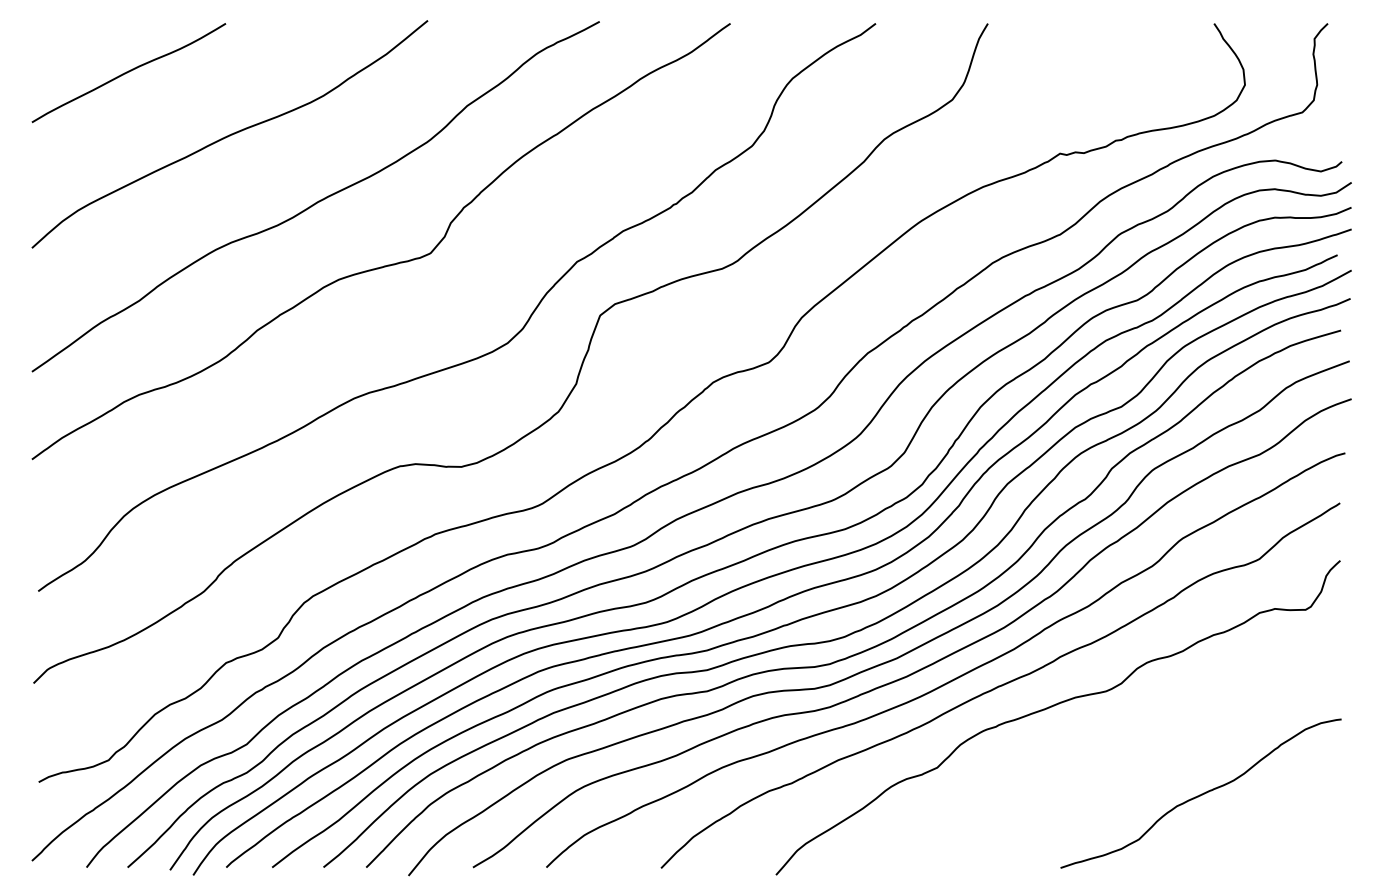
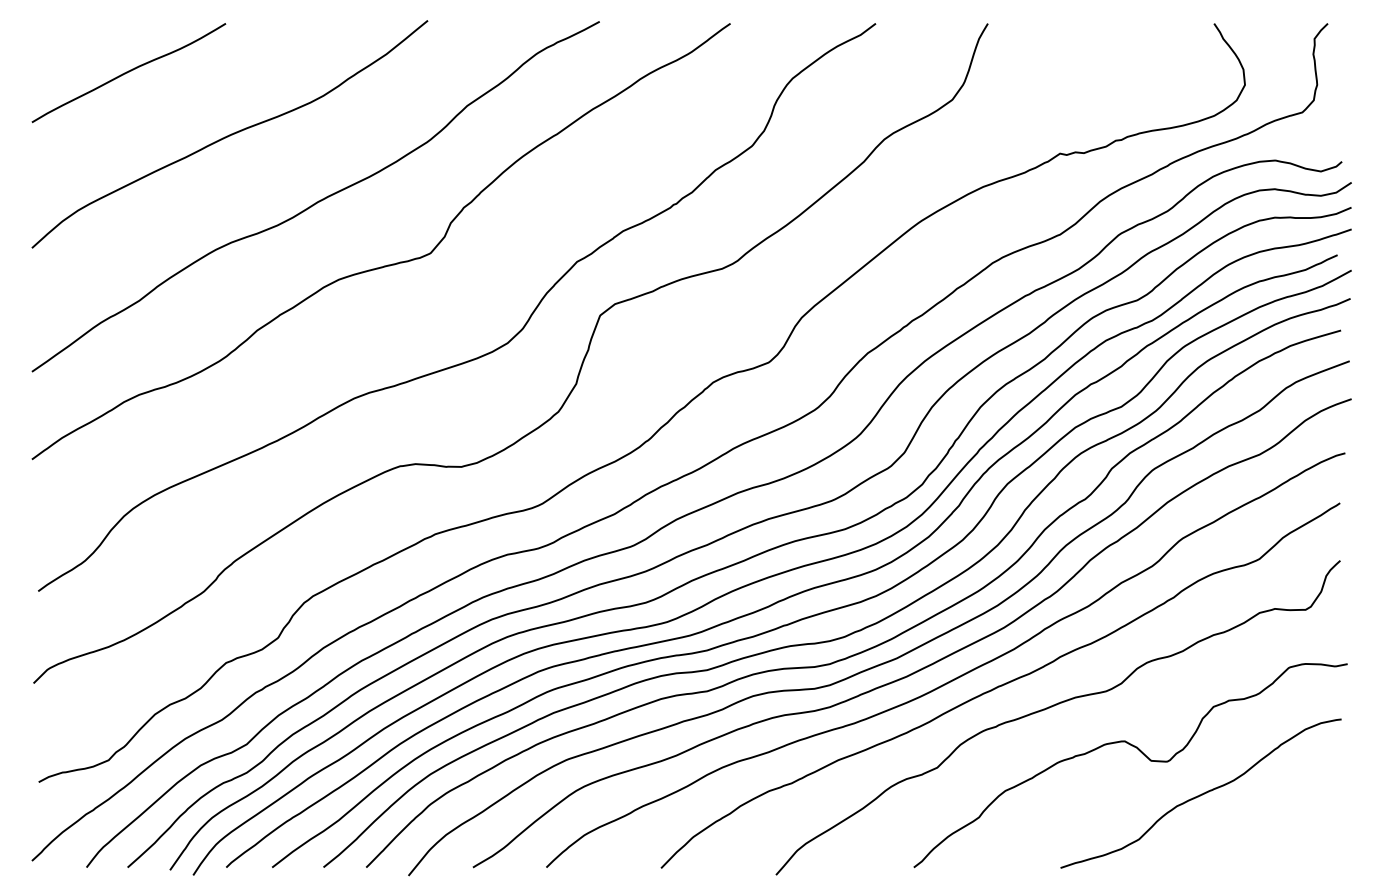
curve: none -> present (1141, 753)
